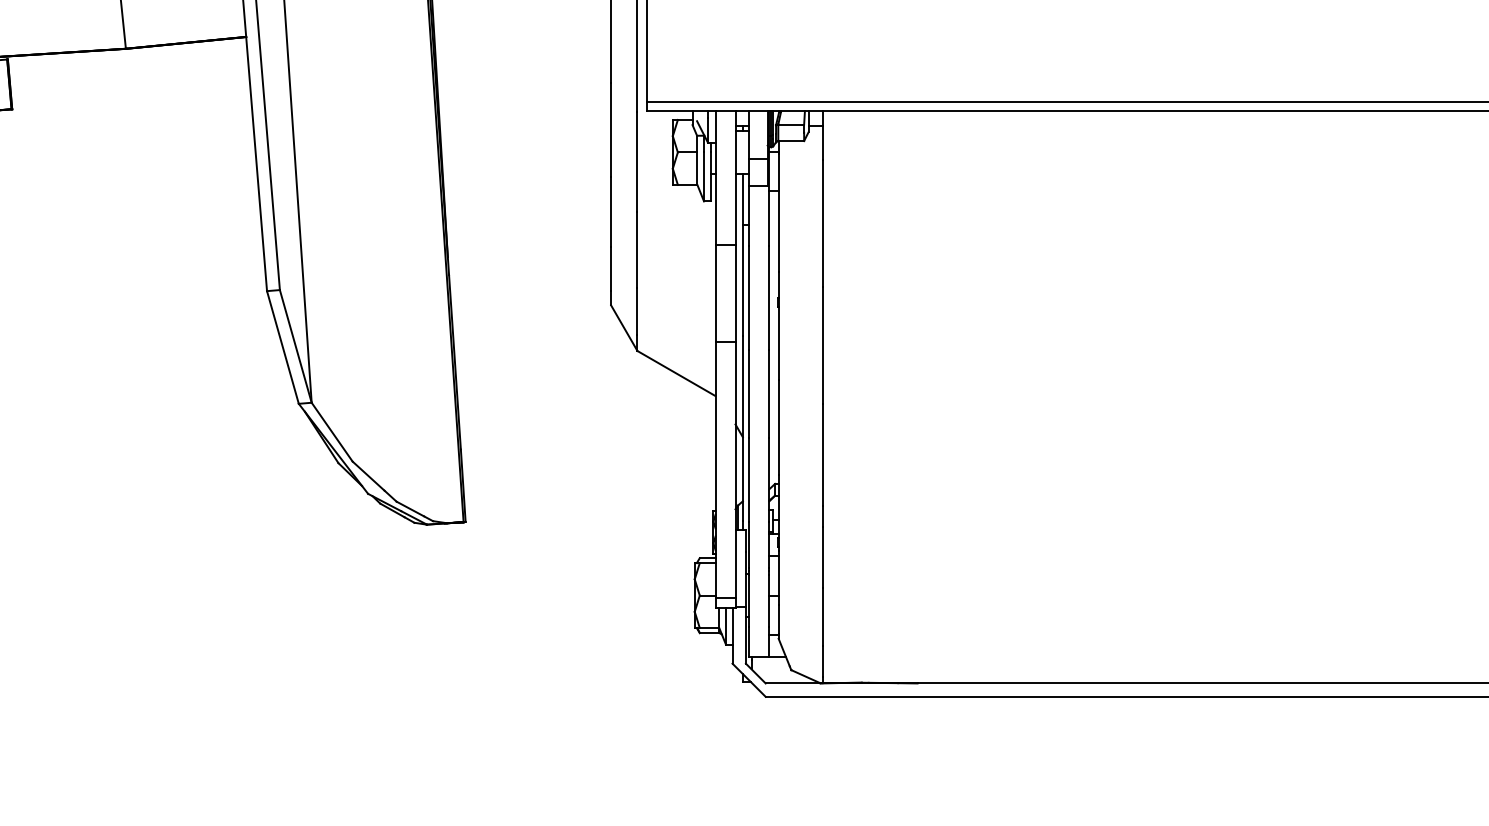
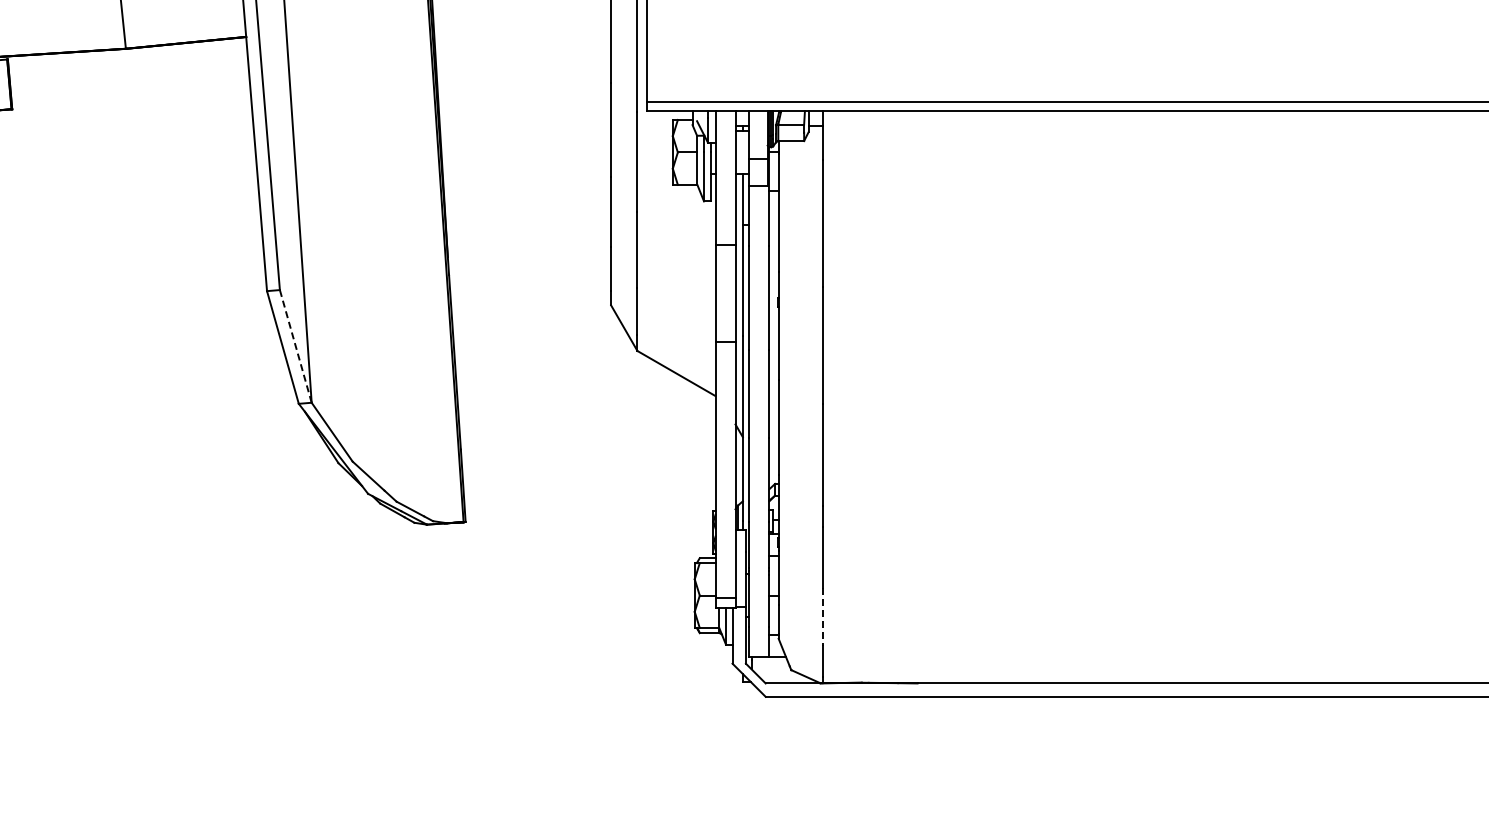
line: solid -> dashed (295, 346)
line: solid -> dashed (822, 617)
